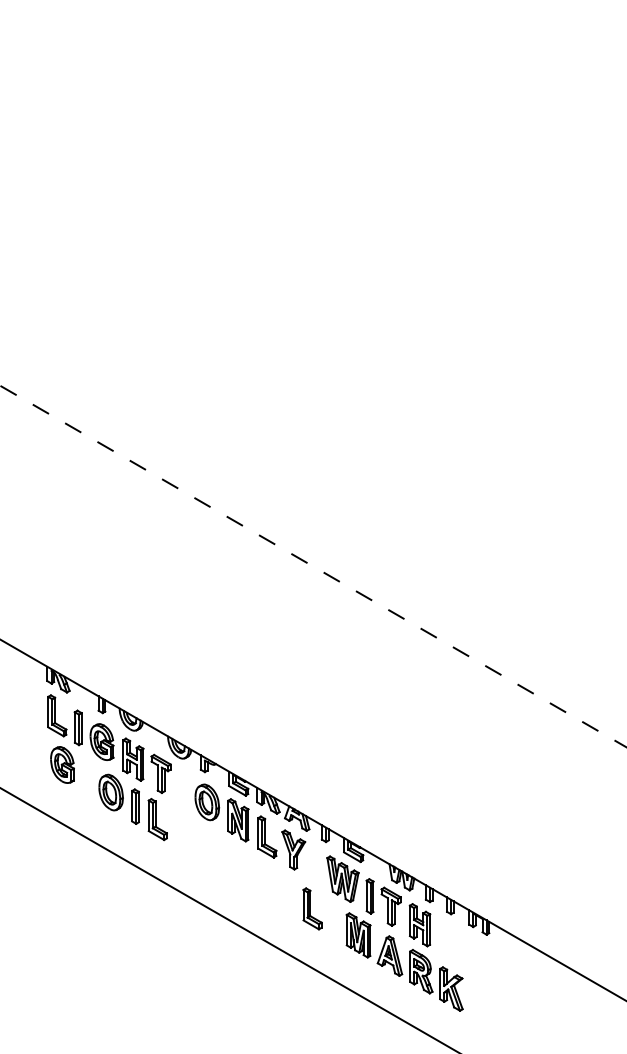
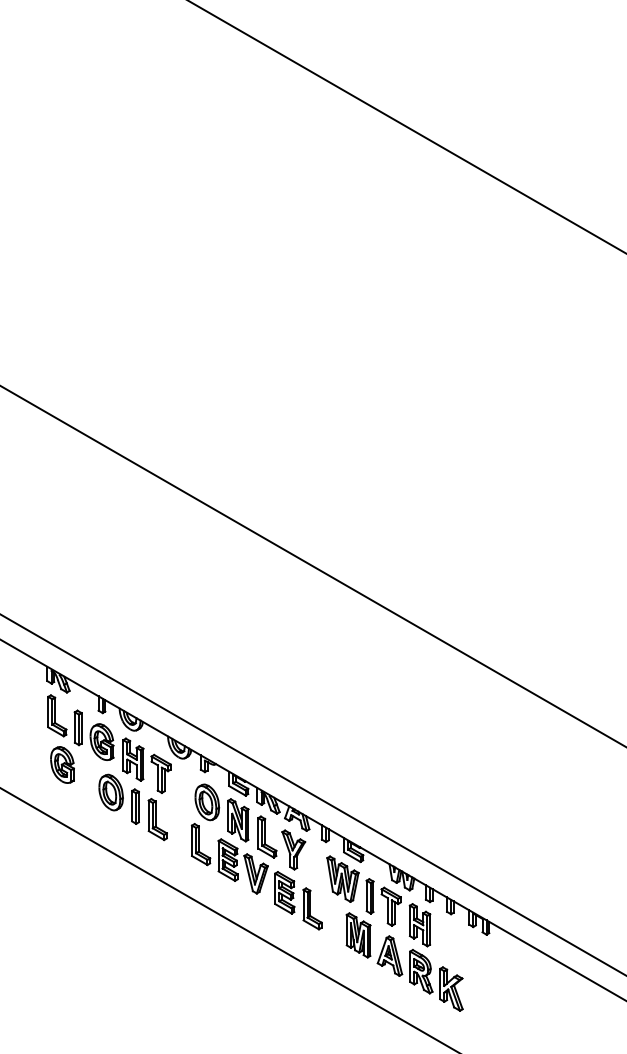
line: none -> present (406, 127)
line: dashed -> solid (312, 566)
line: none -> present (312, 794)
part: none -> present (242, 868)
